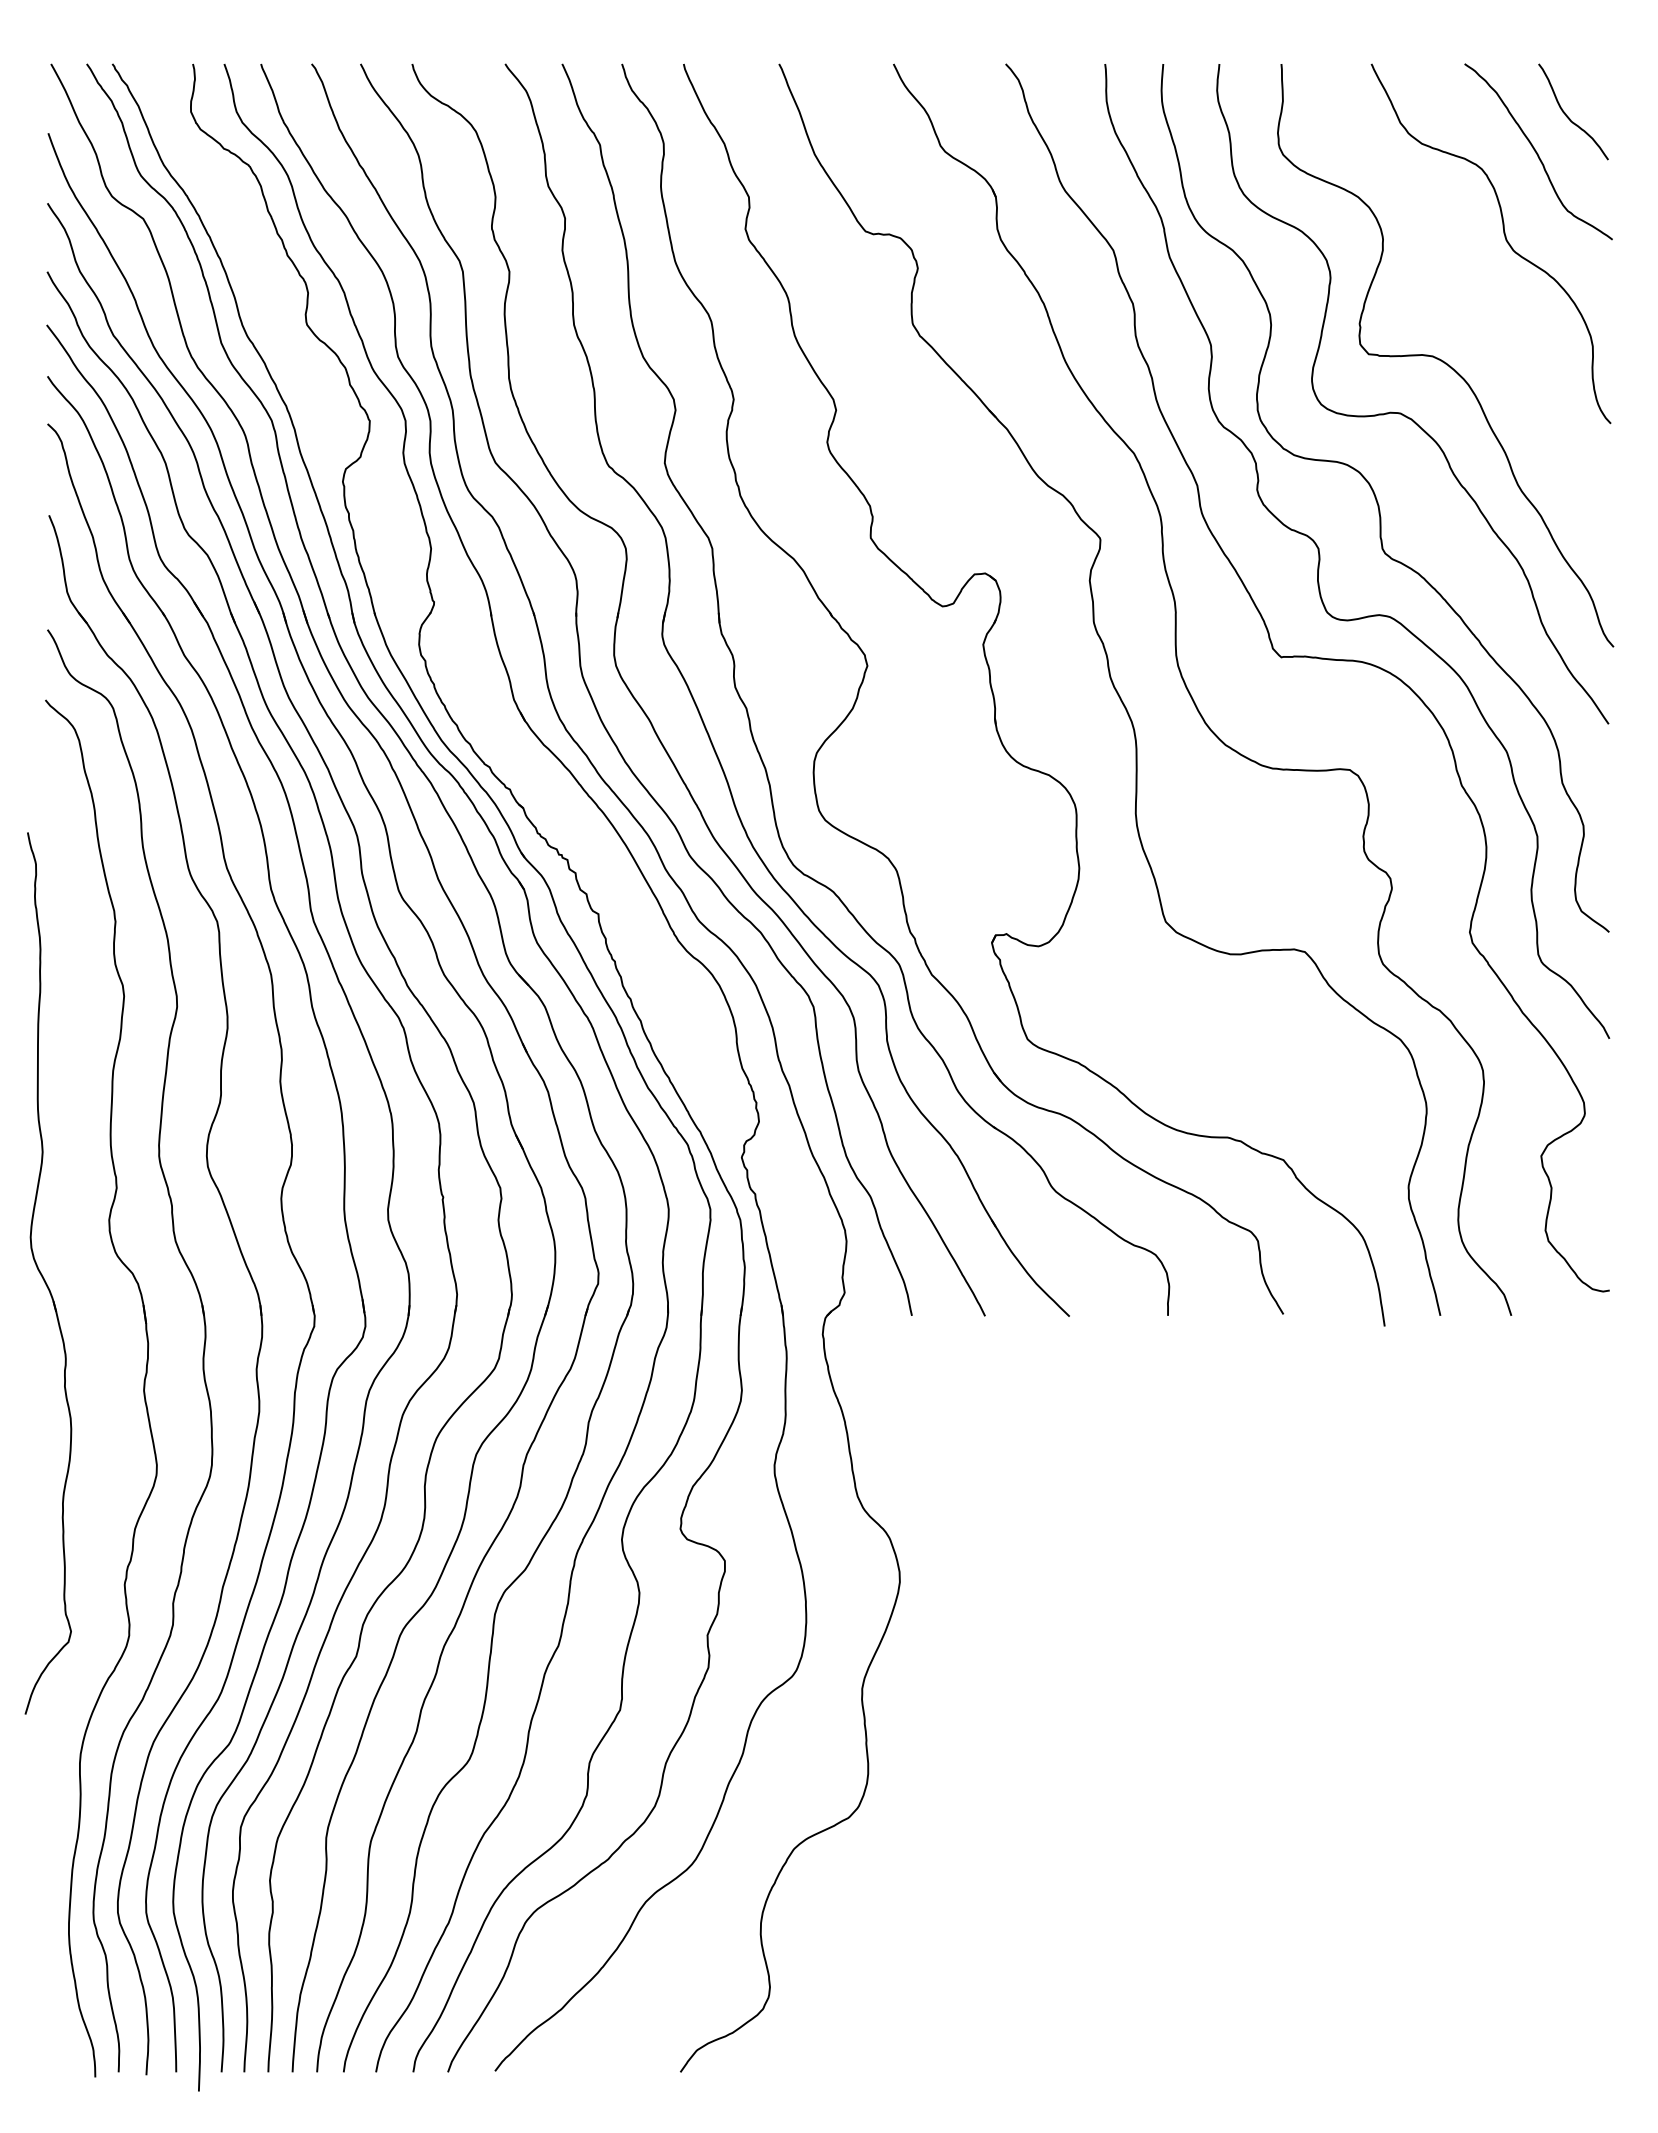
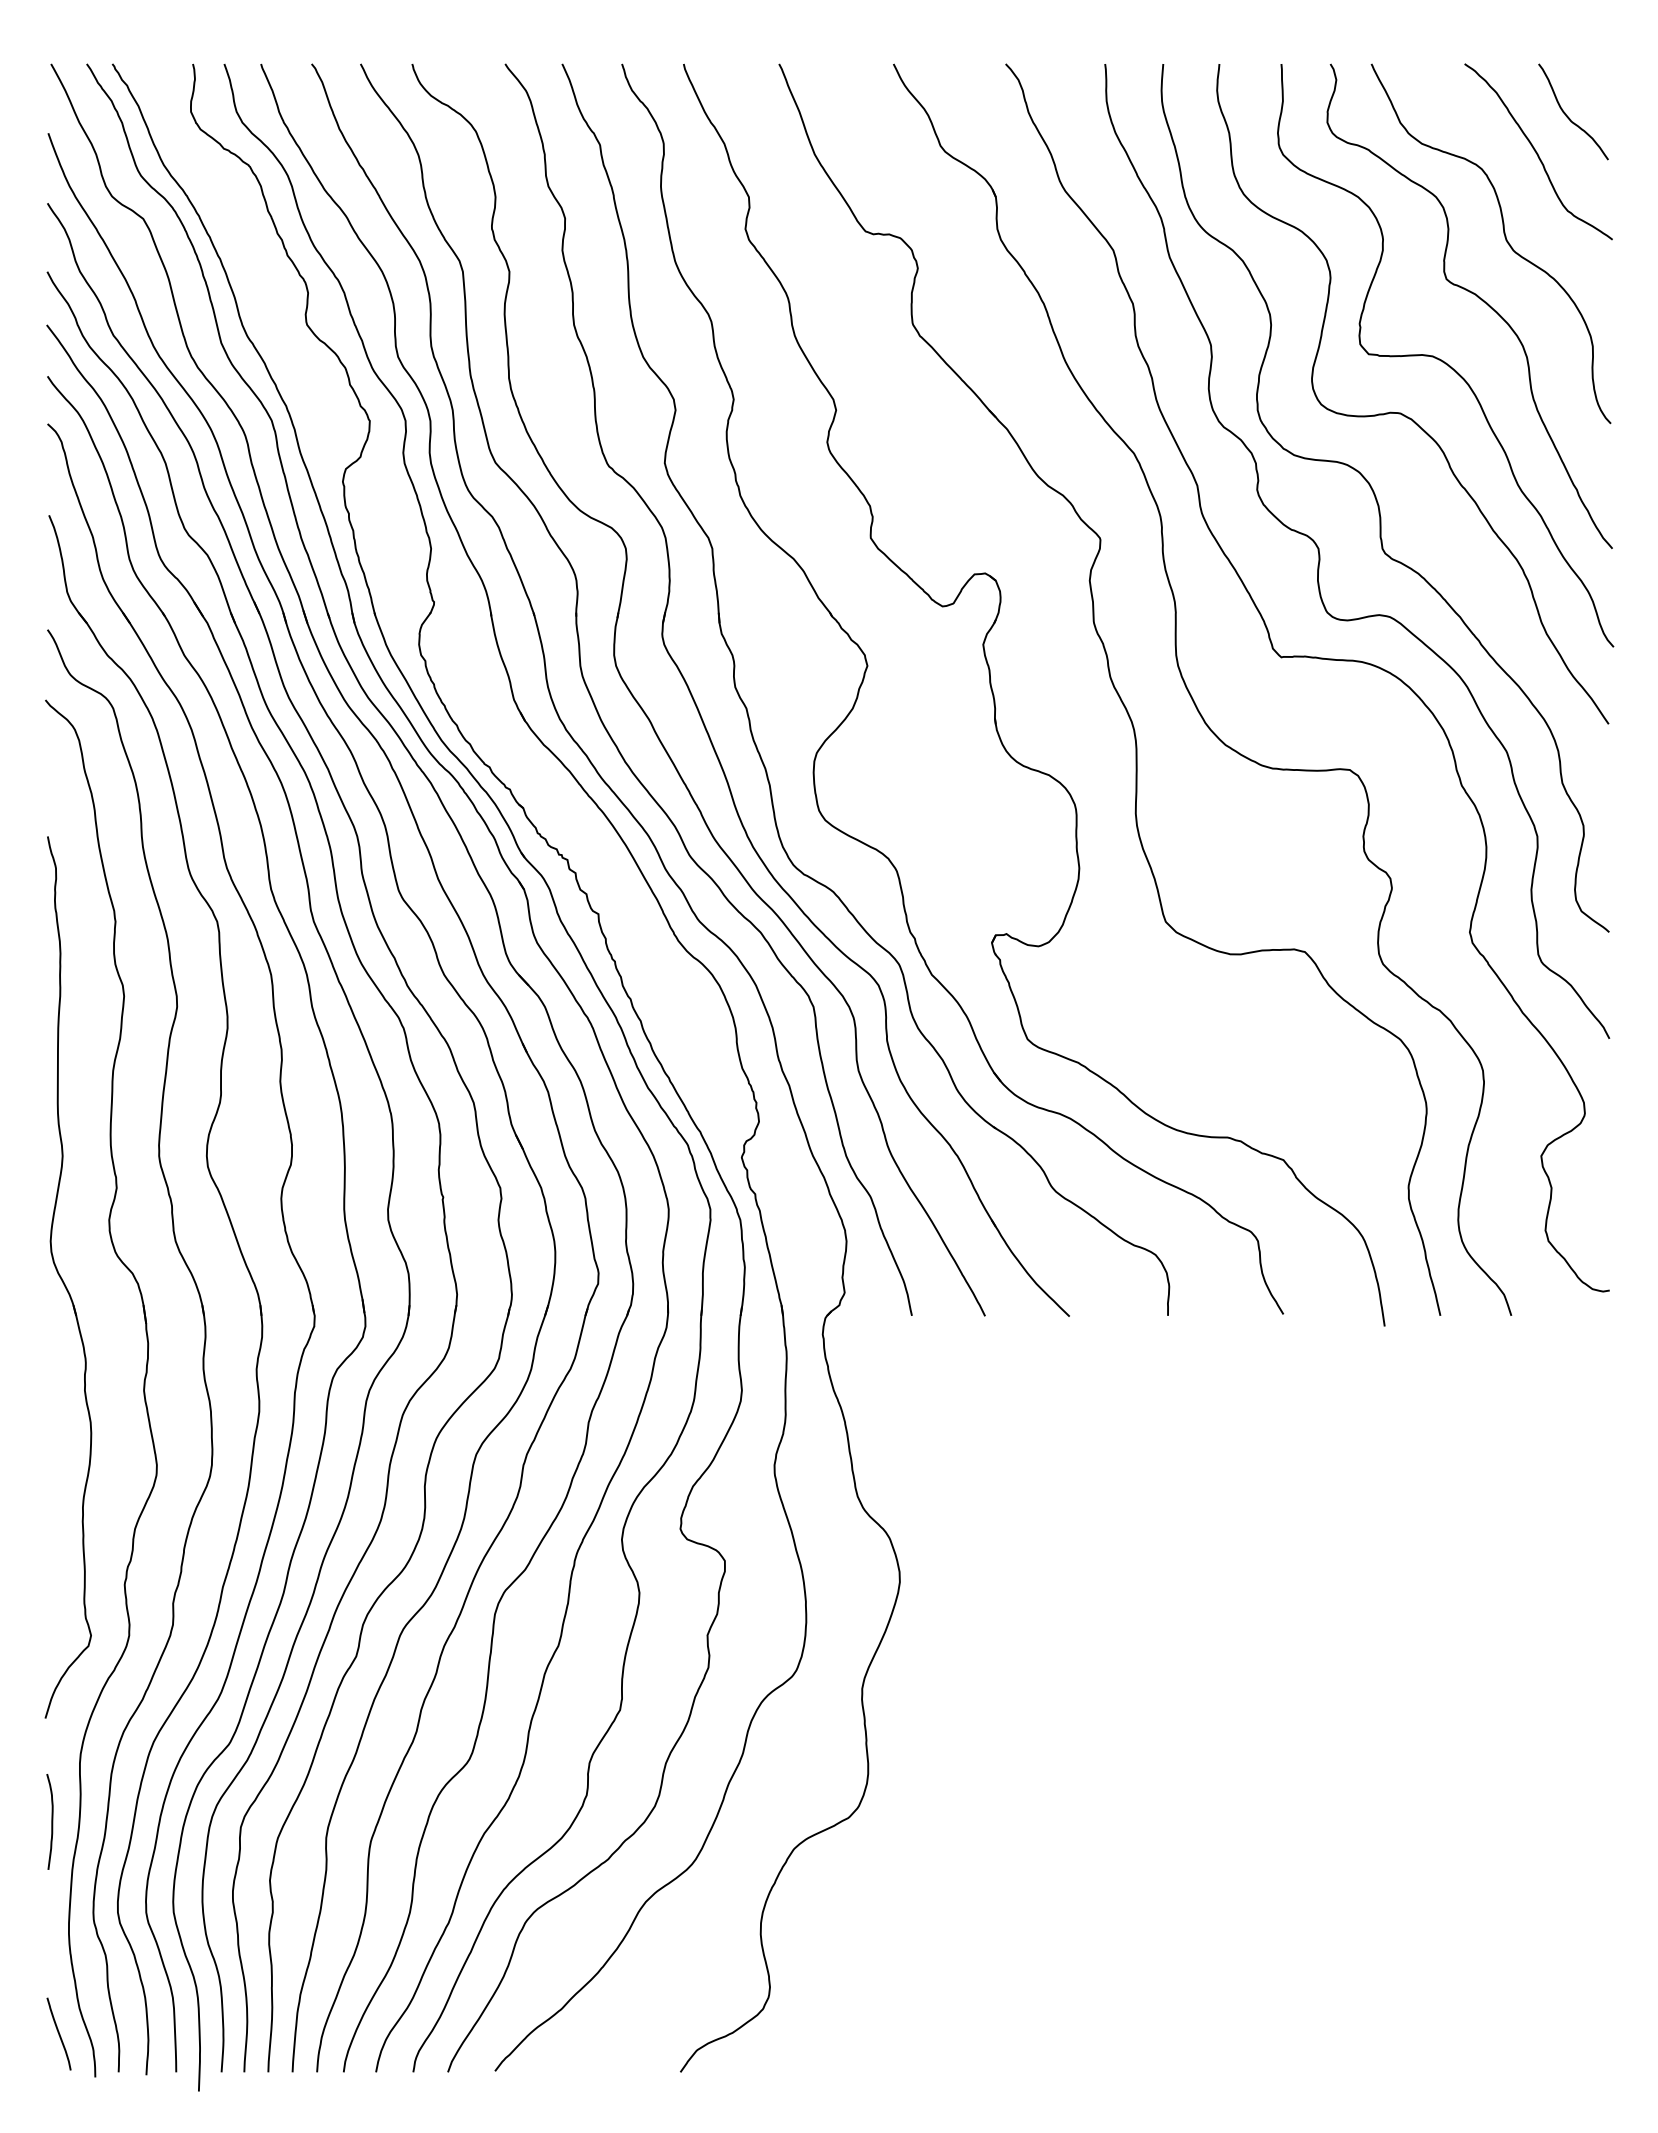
curve: none -> present (1477, 297)
part position: (48, 1273) -> (68, 1277) (68, 1277)
curve: none -> present (51, 1821)
curve: none -> present (58, 2033)
